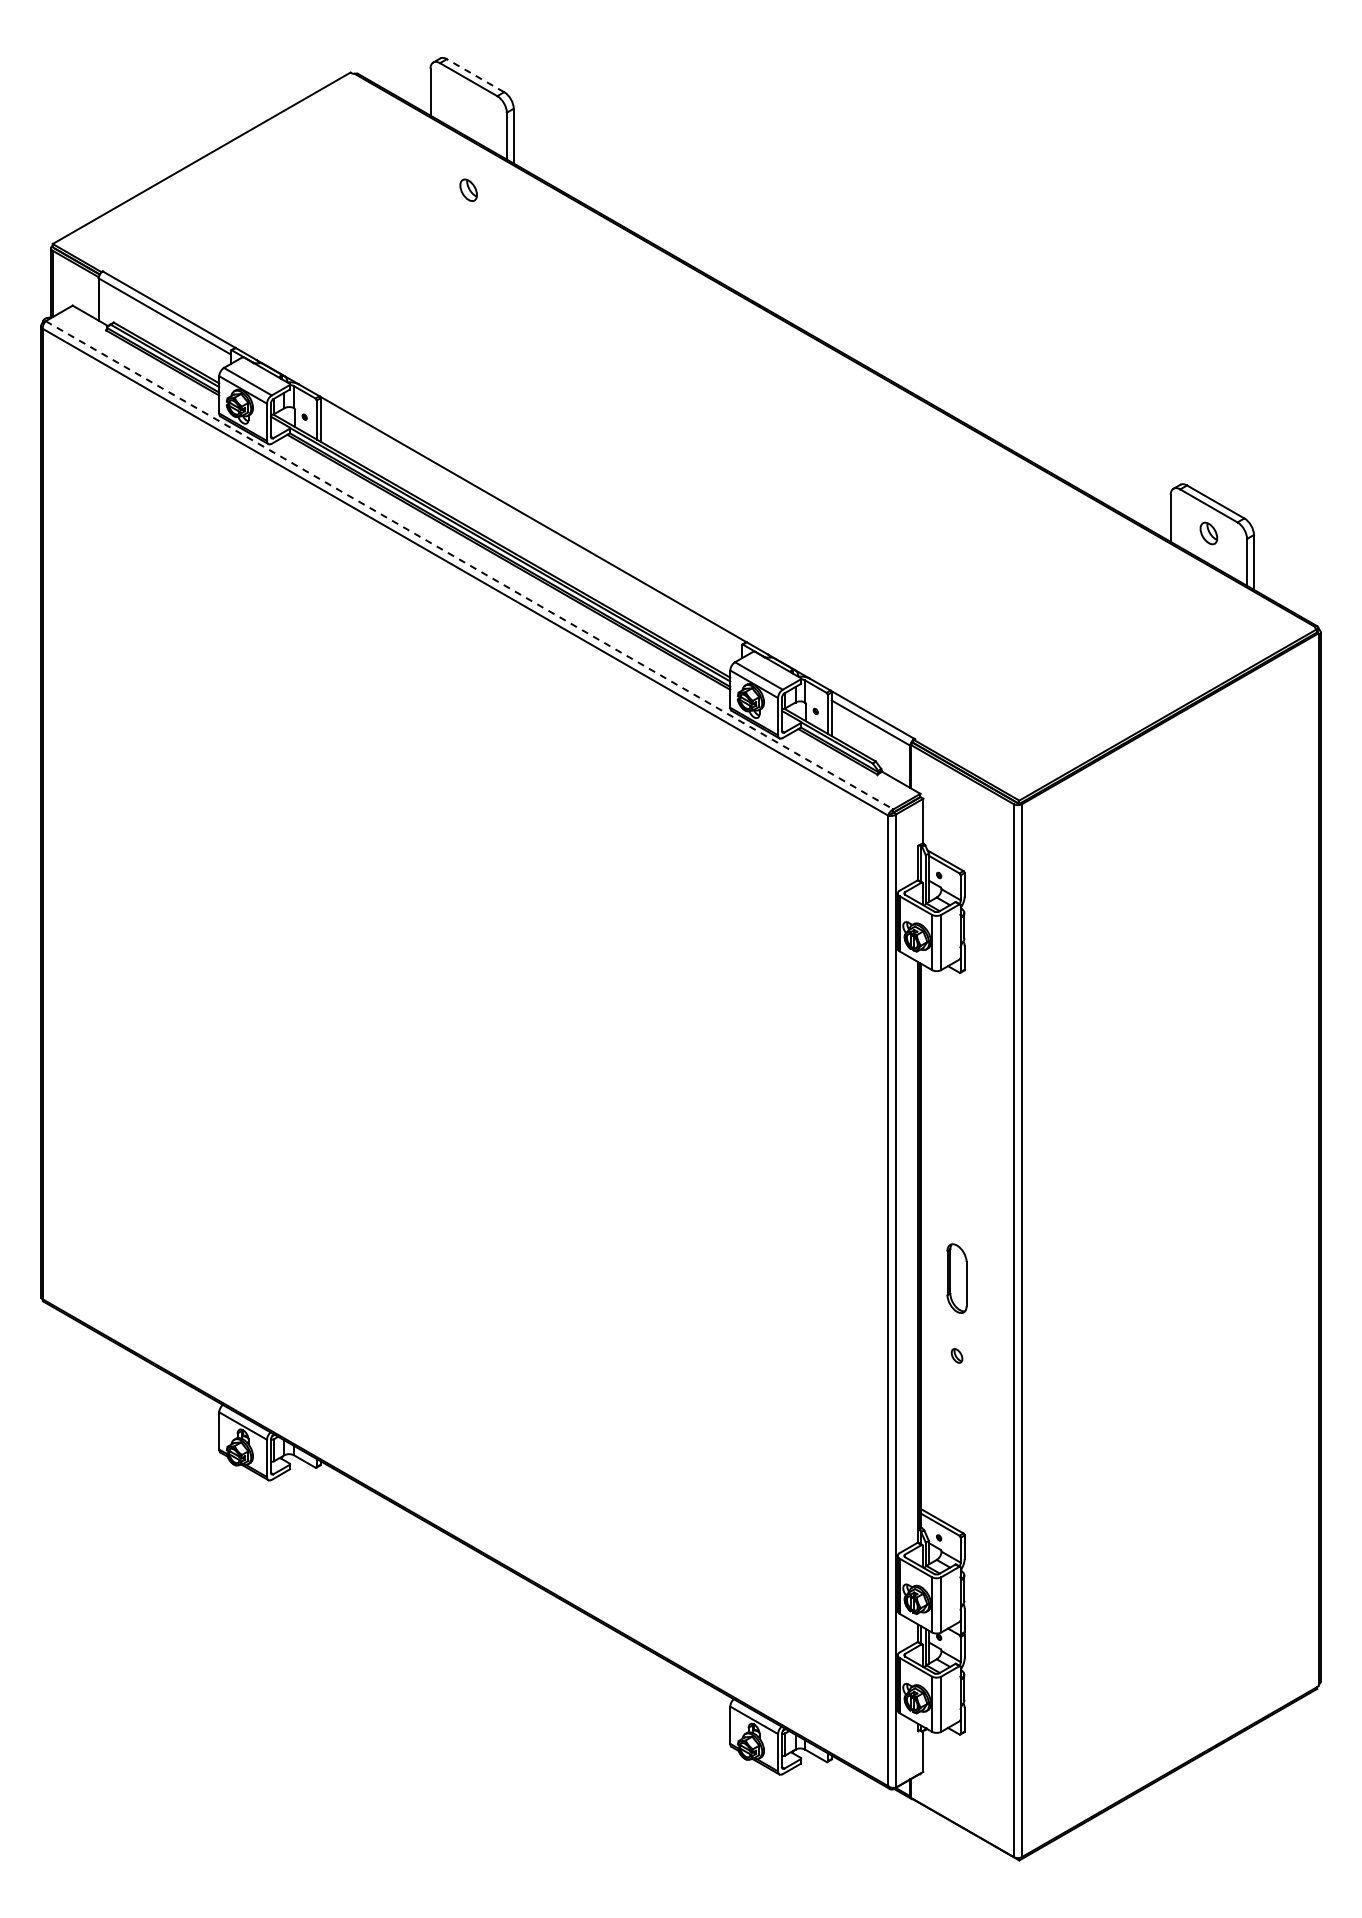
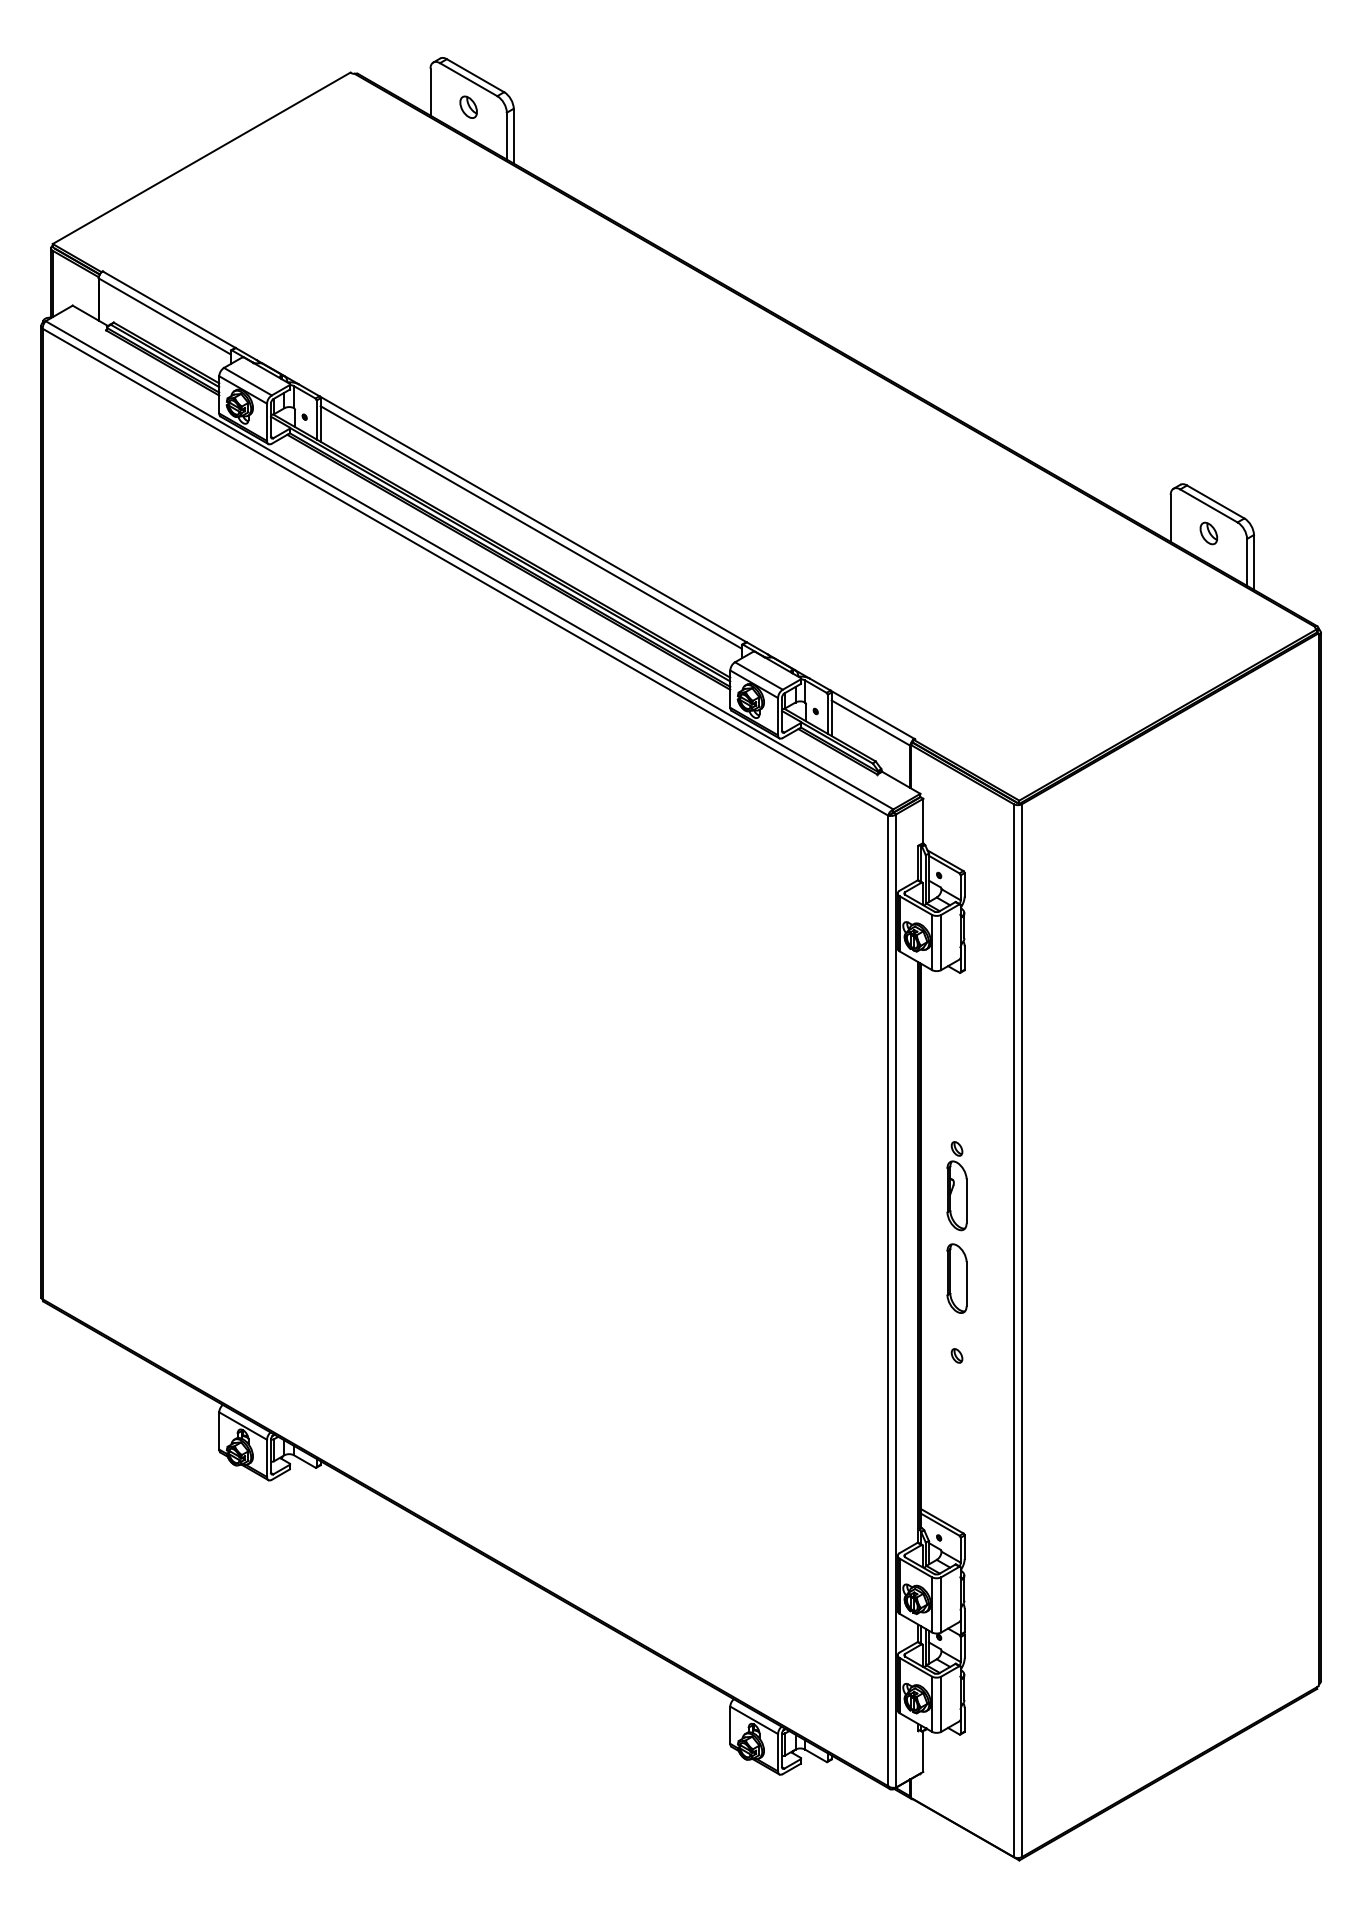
line: dashed -> solid (475, 75)
part position: (468, 189) -> (468, 106) (468, 106)
line: none -> present (530, 527)
line: dashed -> solid (470, 565)
part: none -> present (956, 1186)
